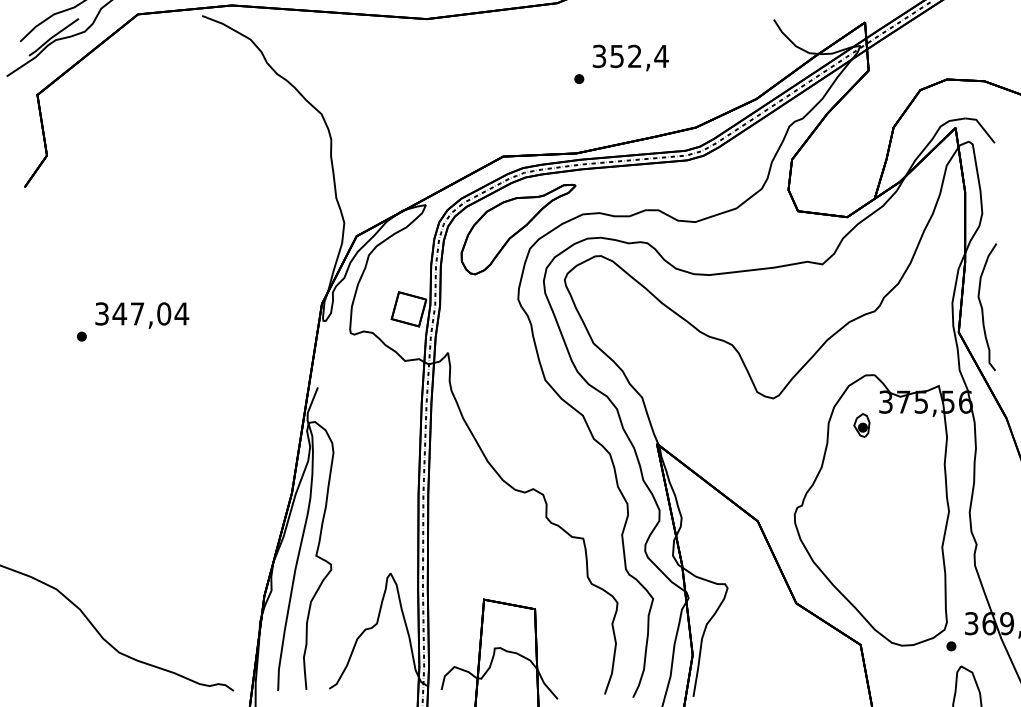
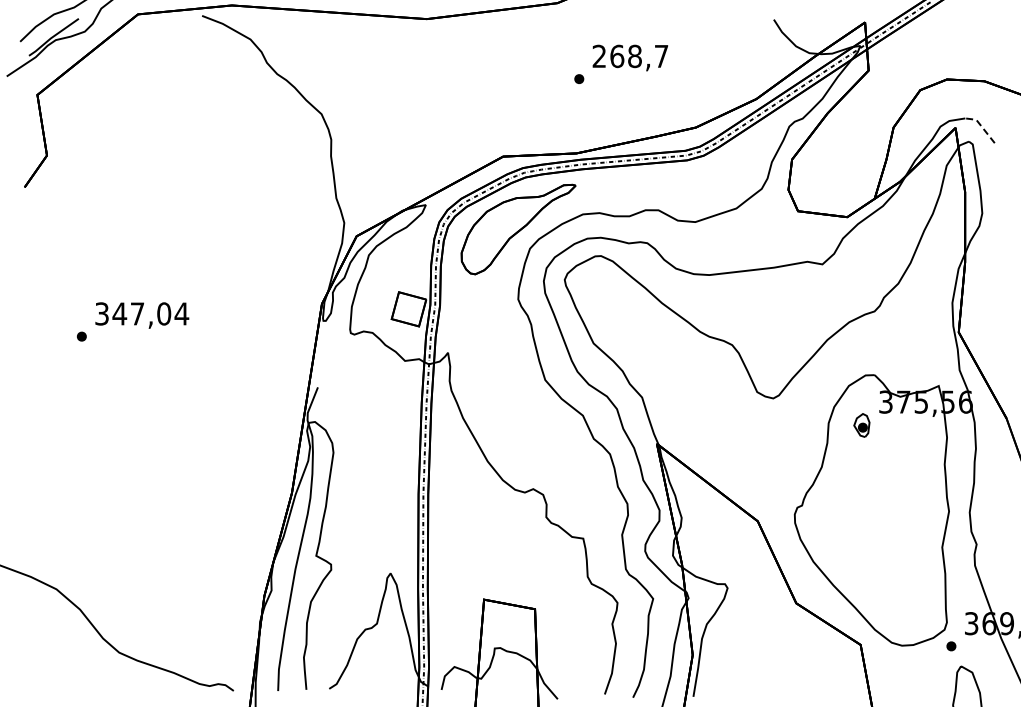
text: 352,4 -> 268,7 (630, 56)
line: solid -> dashed (981, 126)
curve: present -> none (983, 309)
